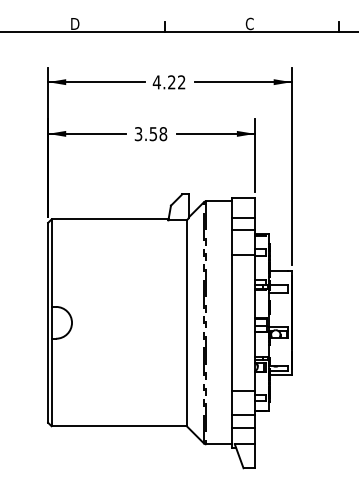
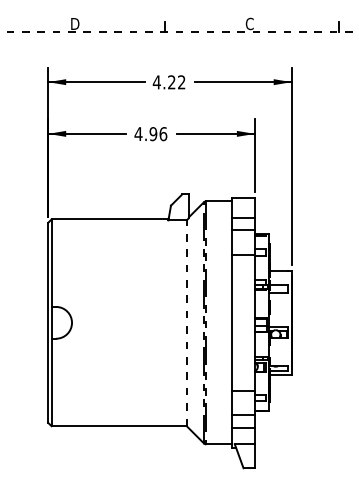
line: solid -> dashed (179, 32)
text: 3.58 -> 4.96 (150, 134)
line: solid -> dashed (186, 323)
